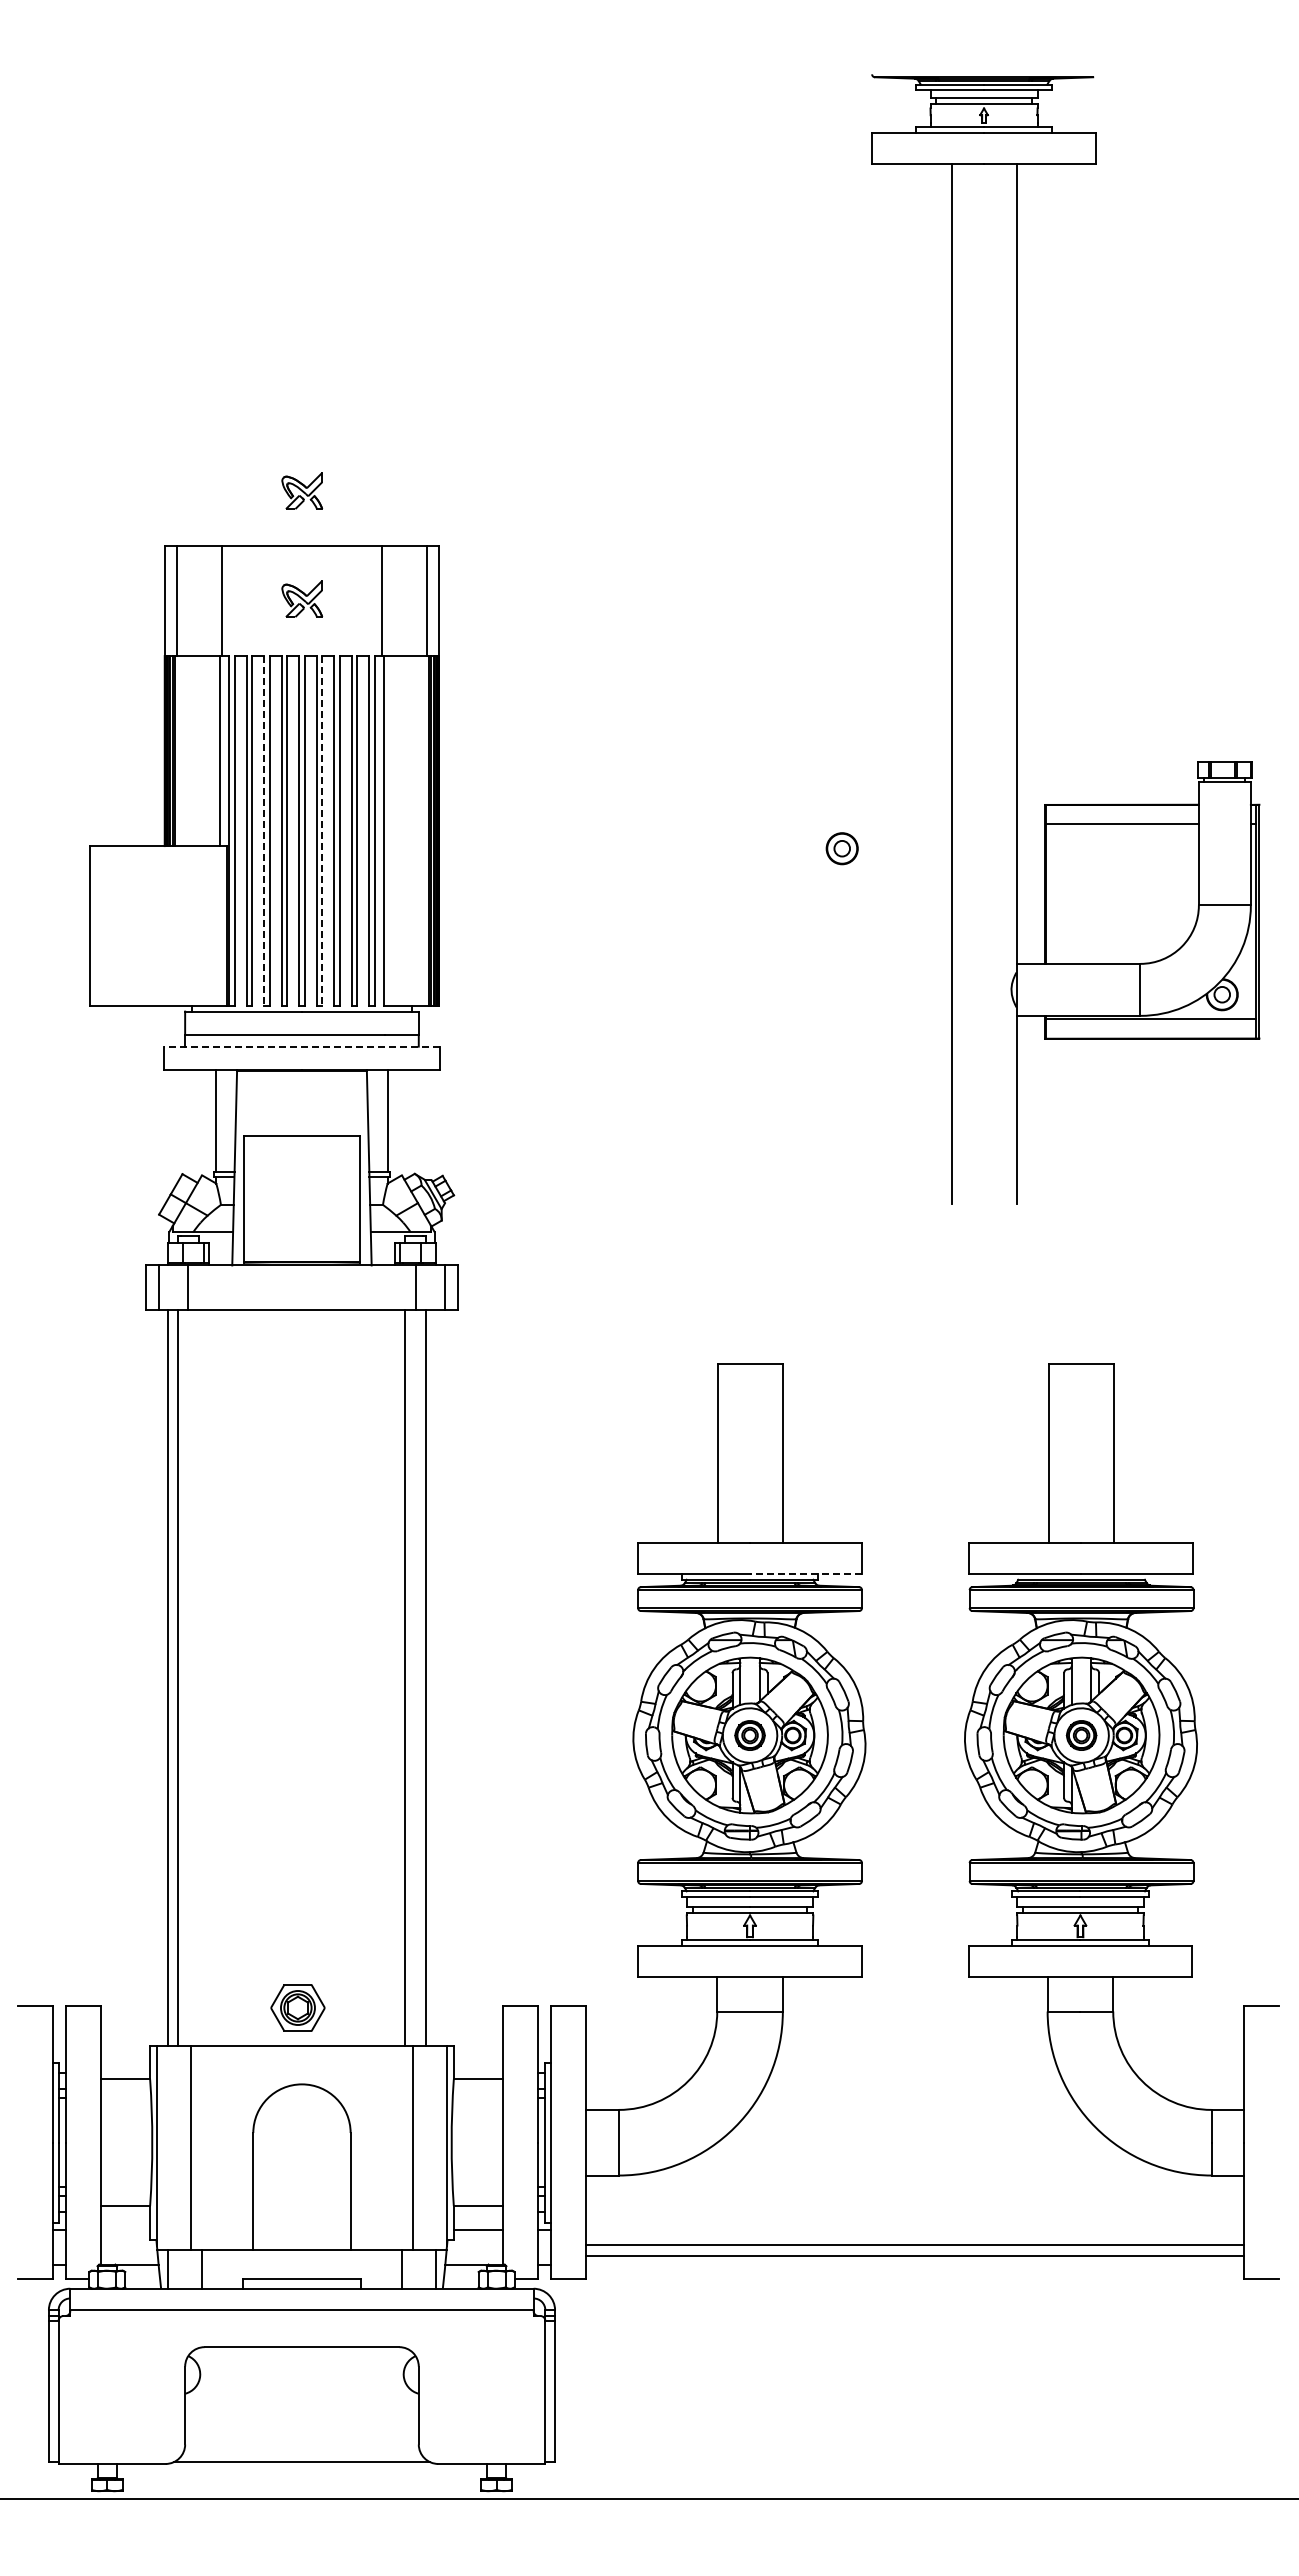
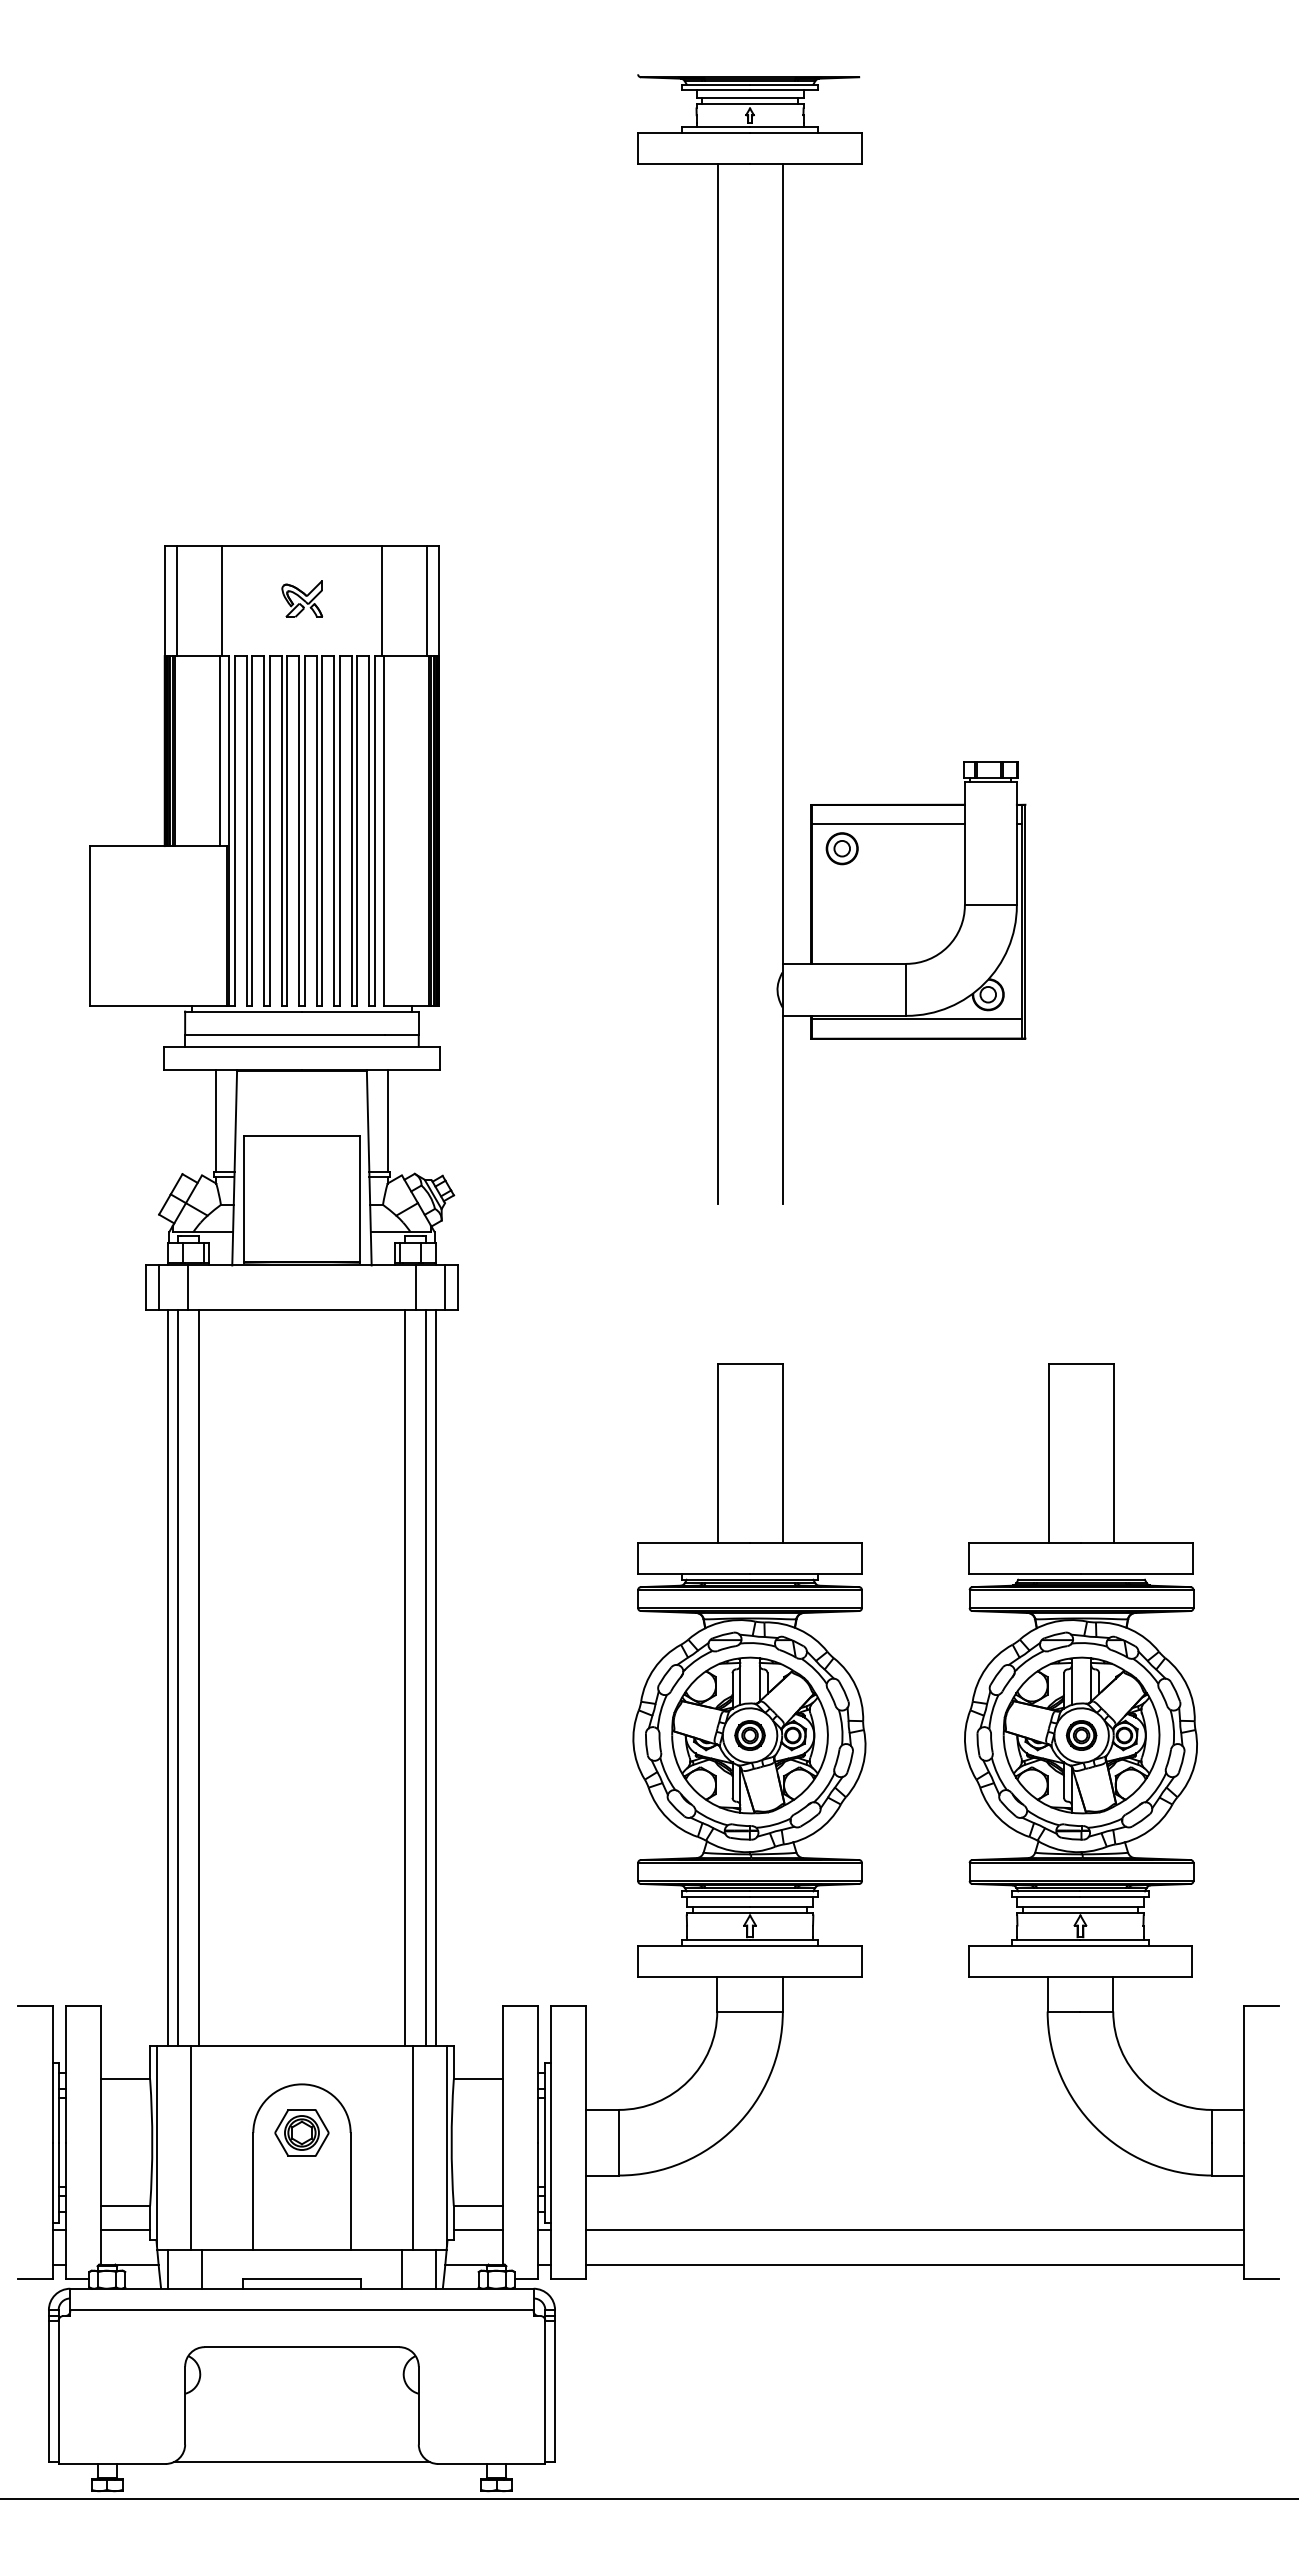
part: present -> none (302, 490)
part position: (1017, 639) -> (783, 639) (783, 639)
line: dashed -> solid (264, 830)
line: dashed -> solid (322, 830)
line: dashed -> solid (301, 1046)
line: dashed -> solid (806, 1573)
line: none -> present (198, 1678)
line: none -> present (435, 1678)
part position: (297, 2007) -> (301, 2132) (301, 2132)
line: none -> present (125, 2230)
line position: (915, 2245) -> (915, 2265) (915, 2265)
line position: (915, 2256) -> (915, 2230) (915, 2230)
